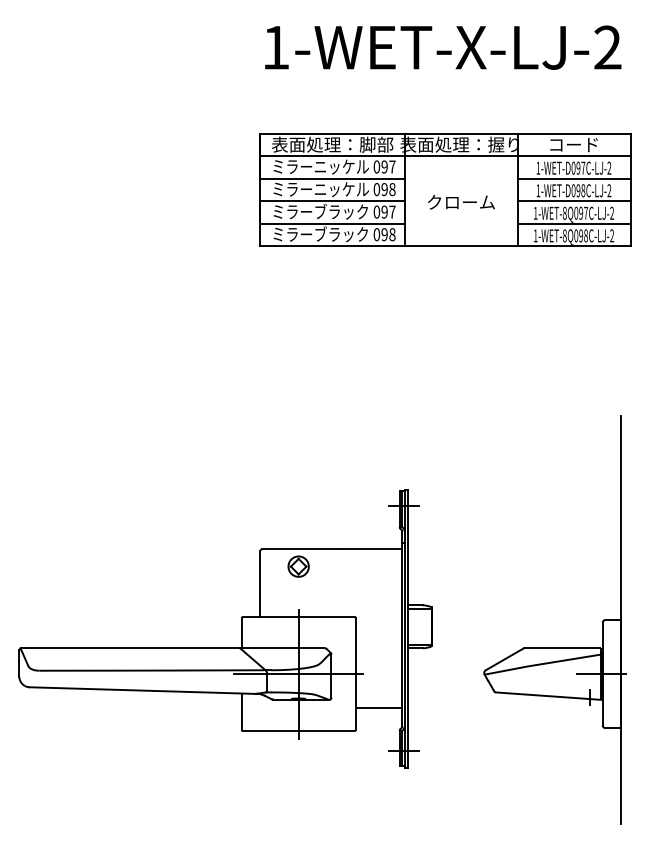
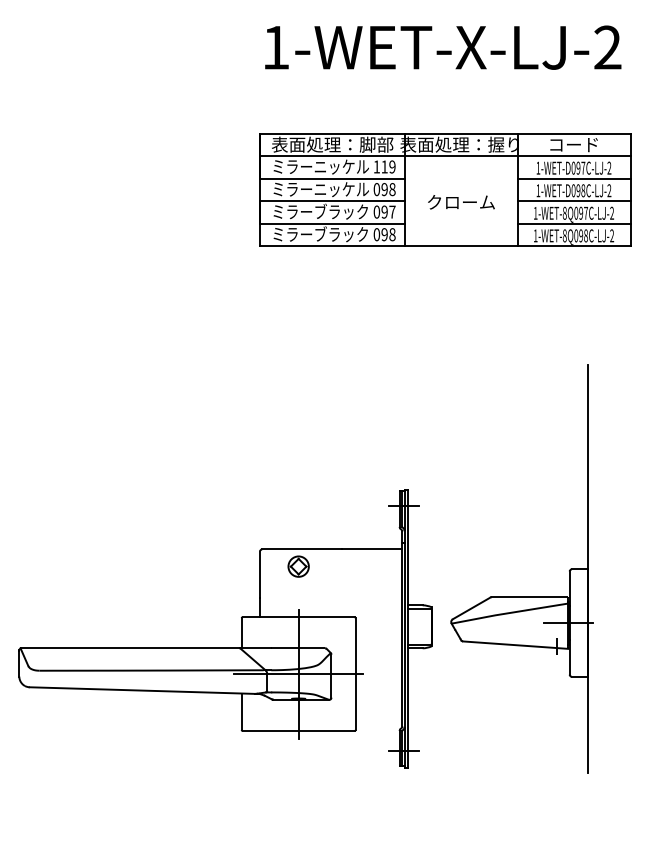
text: 097 -> 119 (384, 166)
part position: (554, 647) -> (521, 596) (521, 596)
line: present -> none (378, 708)
